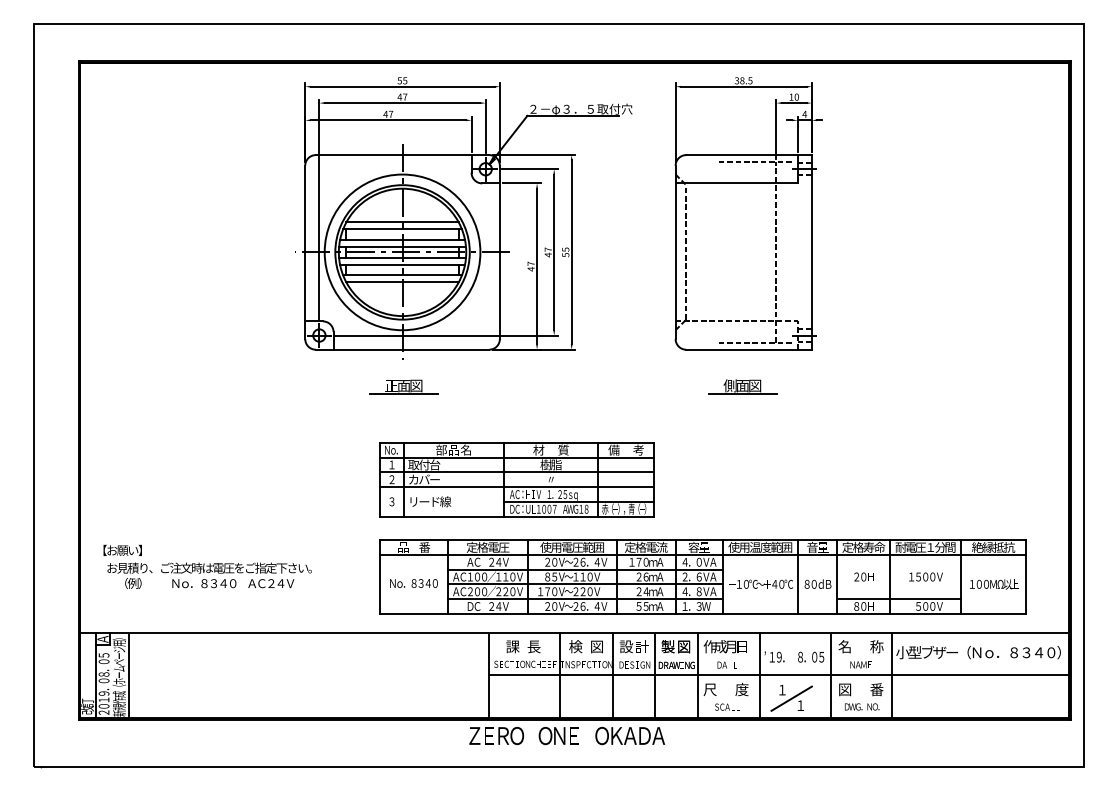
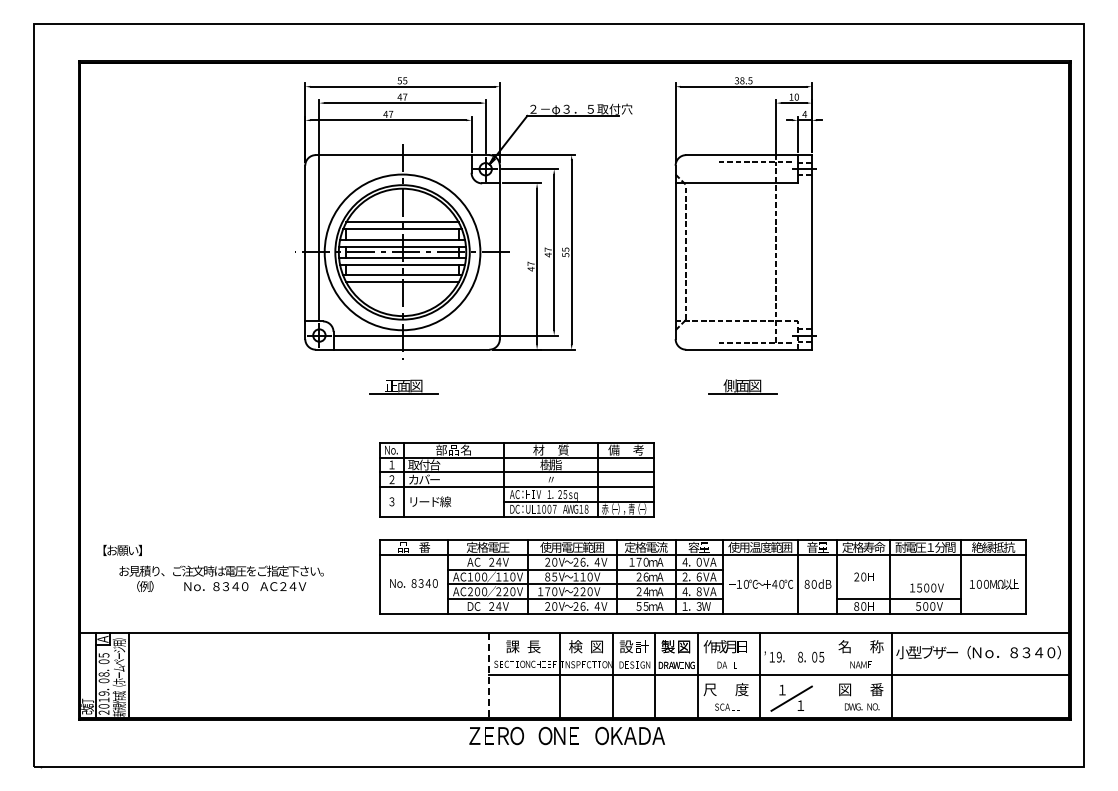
text position: (209, 575) -> (221, 578) (221, 578)
text position: (925, 576) -> (926, 587) (926, 587)
line: present -> none (830, 674)
line: solid -> dashed (489, 675)
